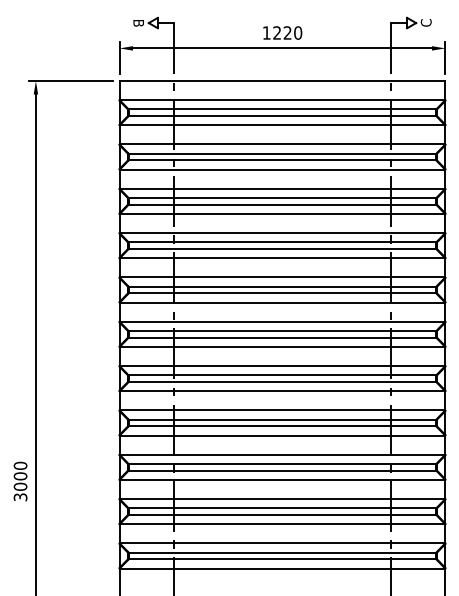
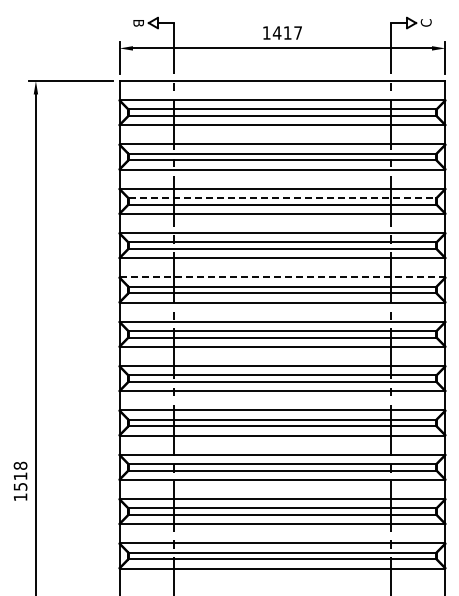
text: 1220 -> 1417 (287, 32)
line: solid -> dashed (283, 198)
line: solid -> dashed (282, 277)
text: 3000 -> 1518 (20, 481)
